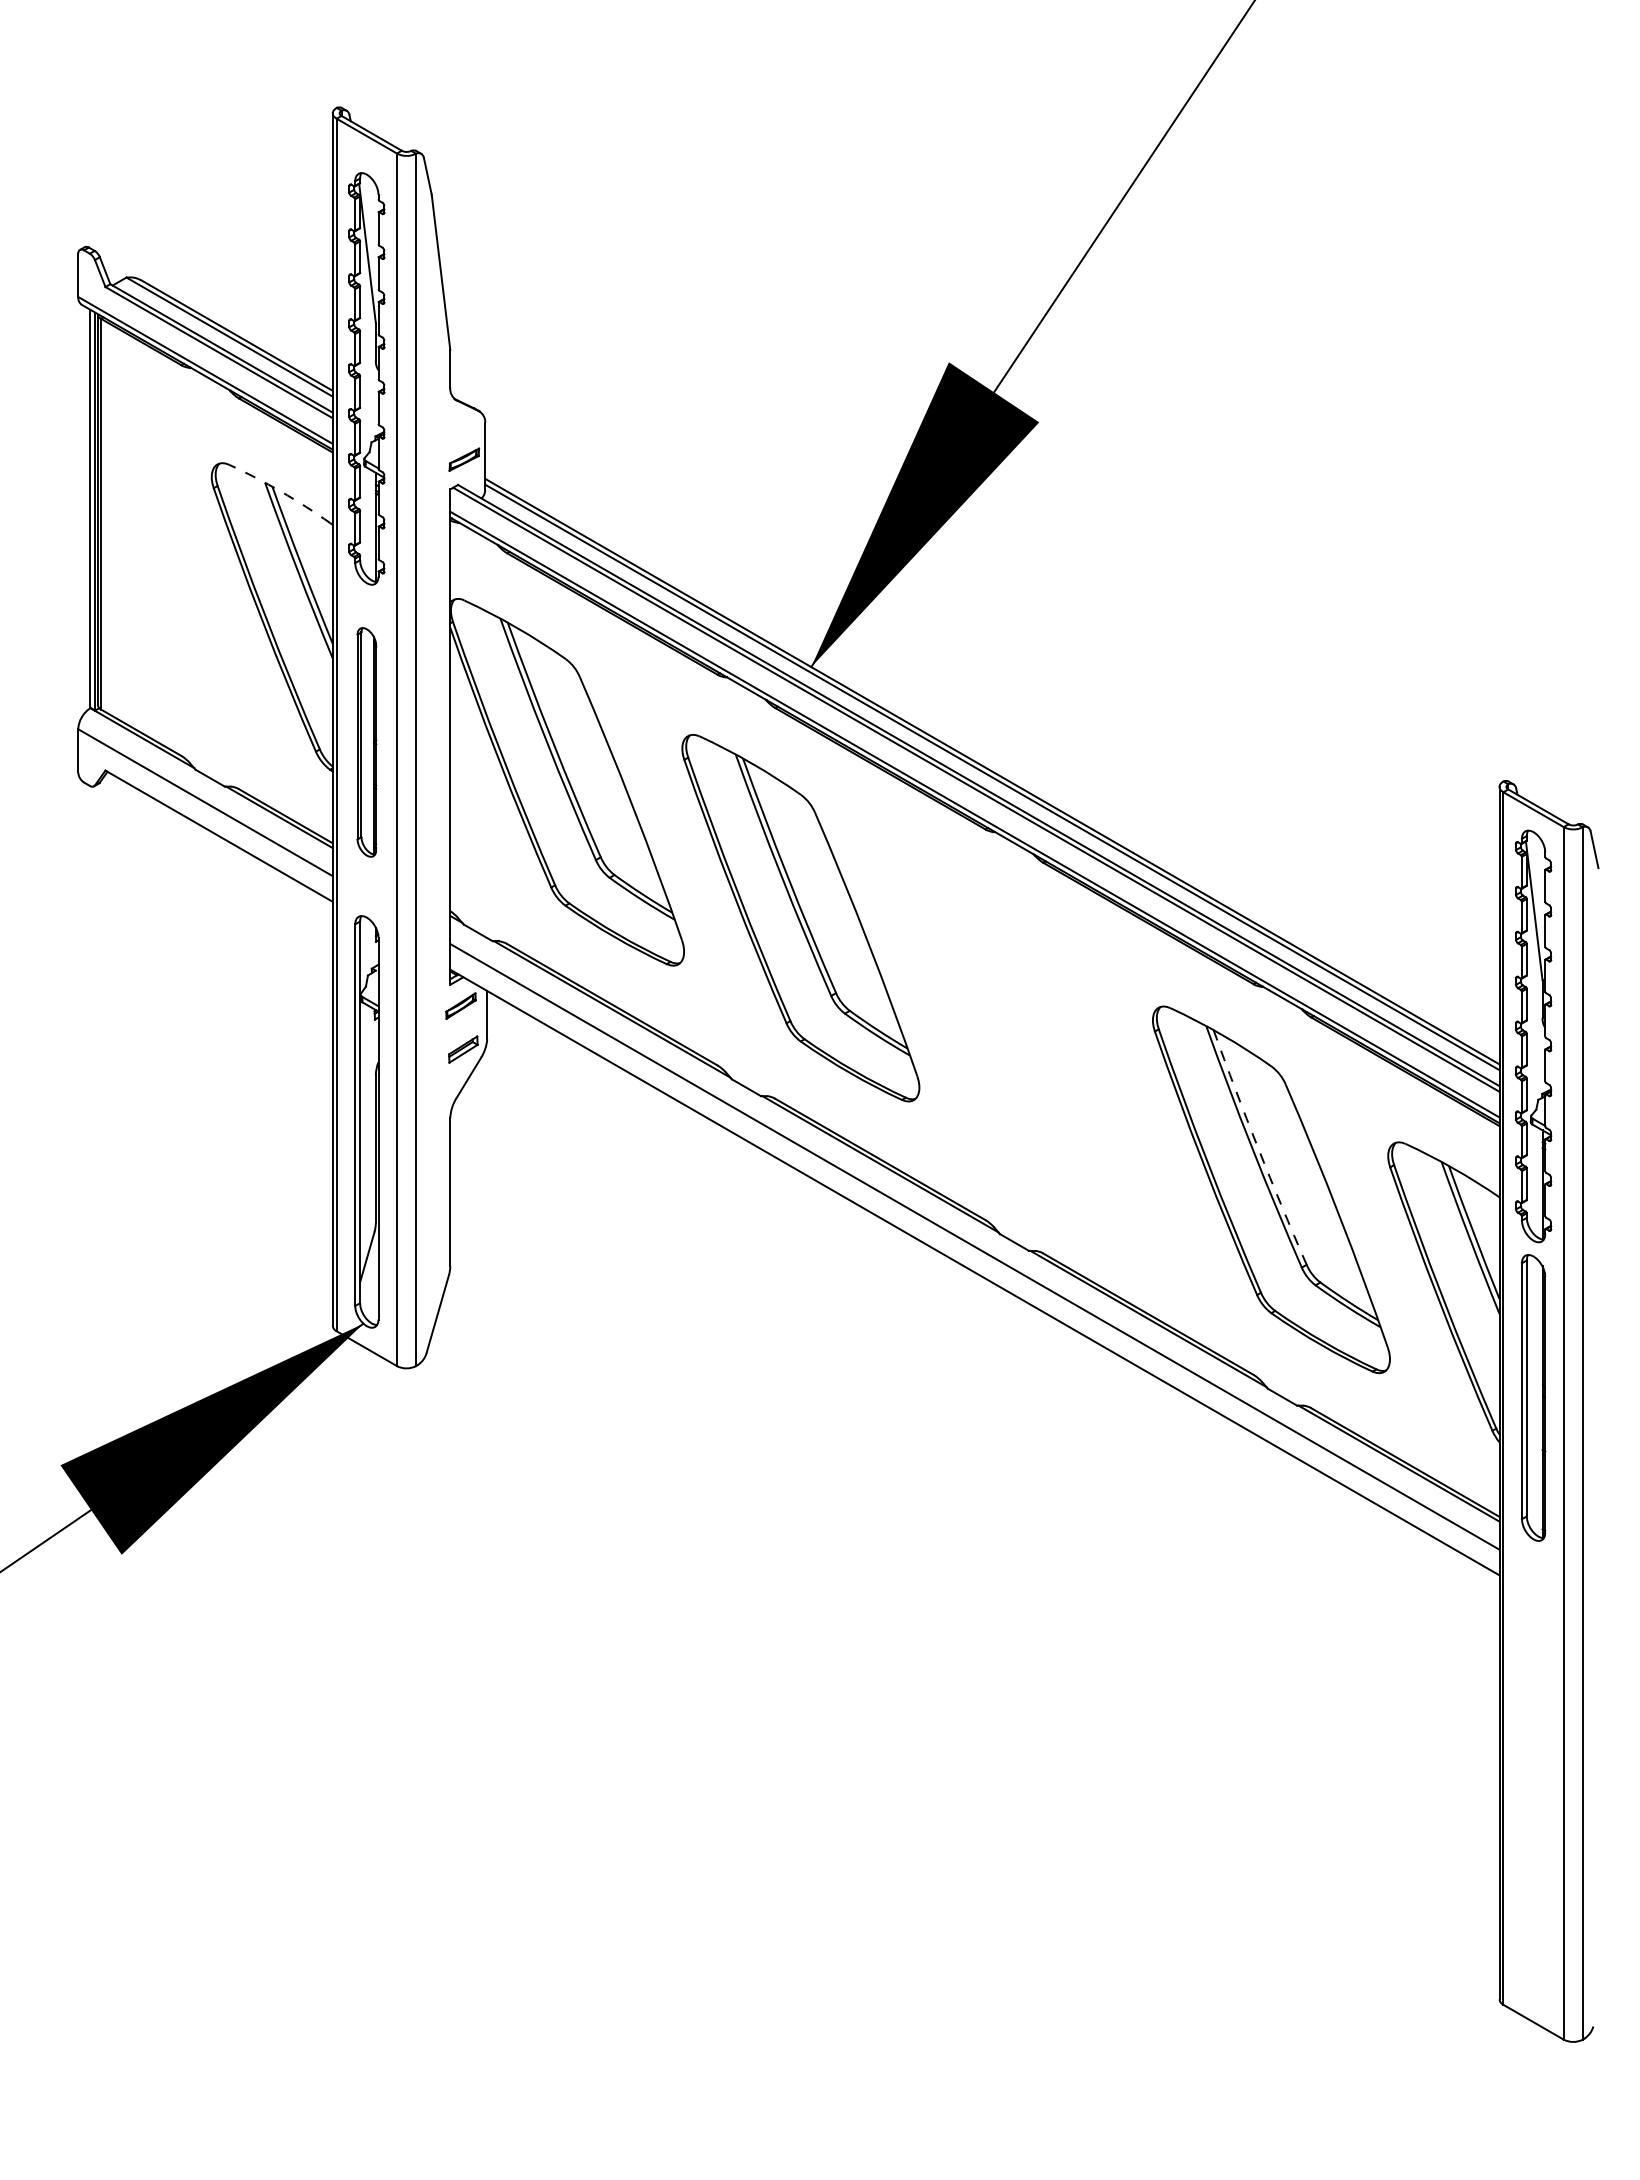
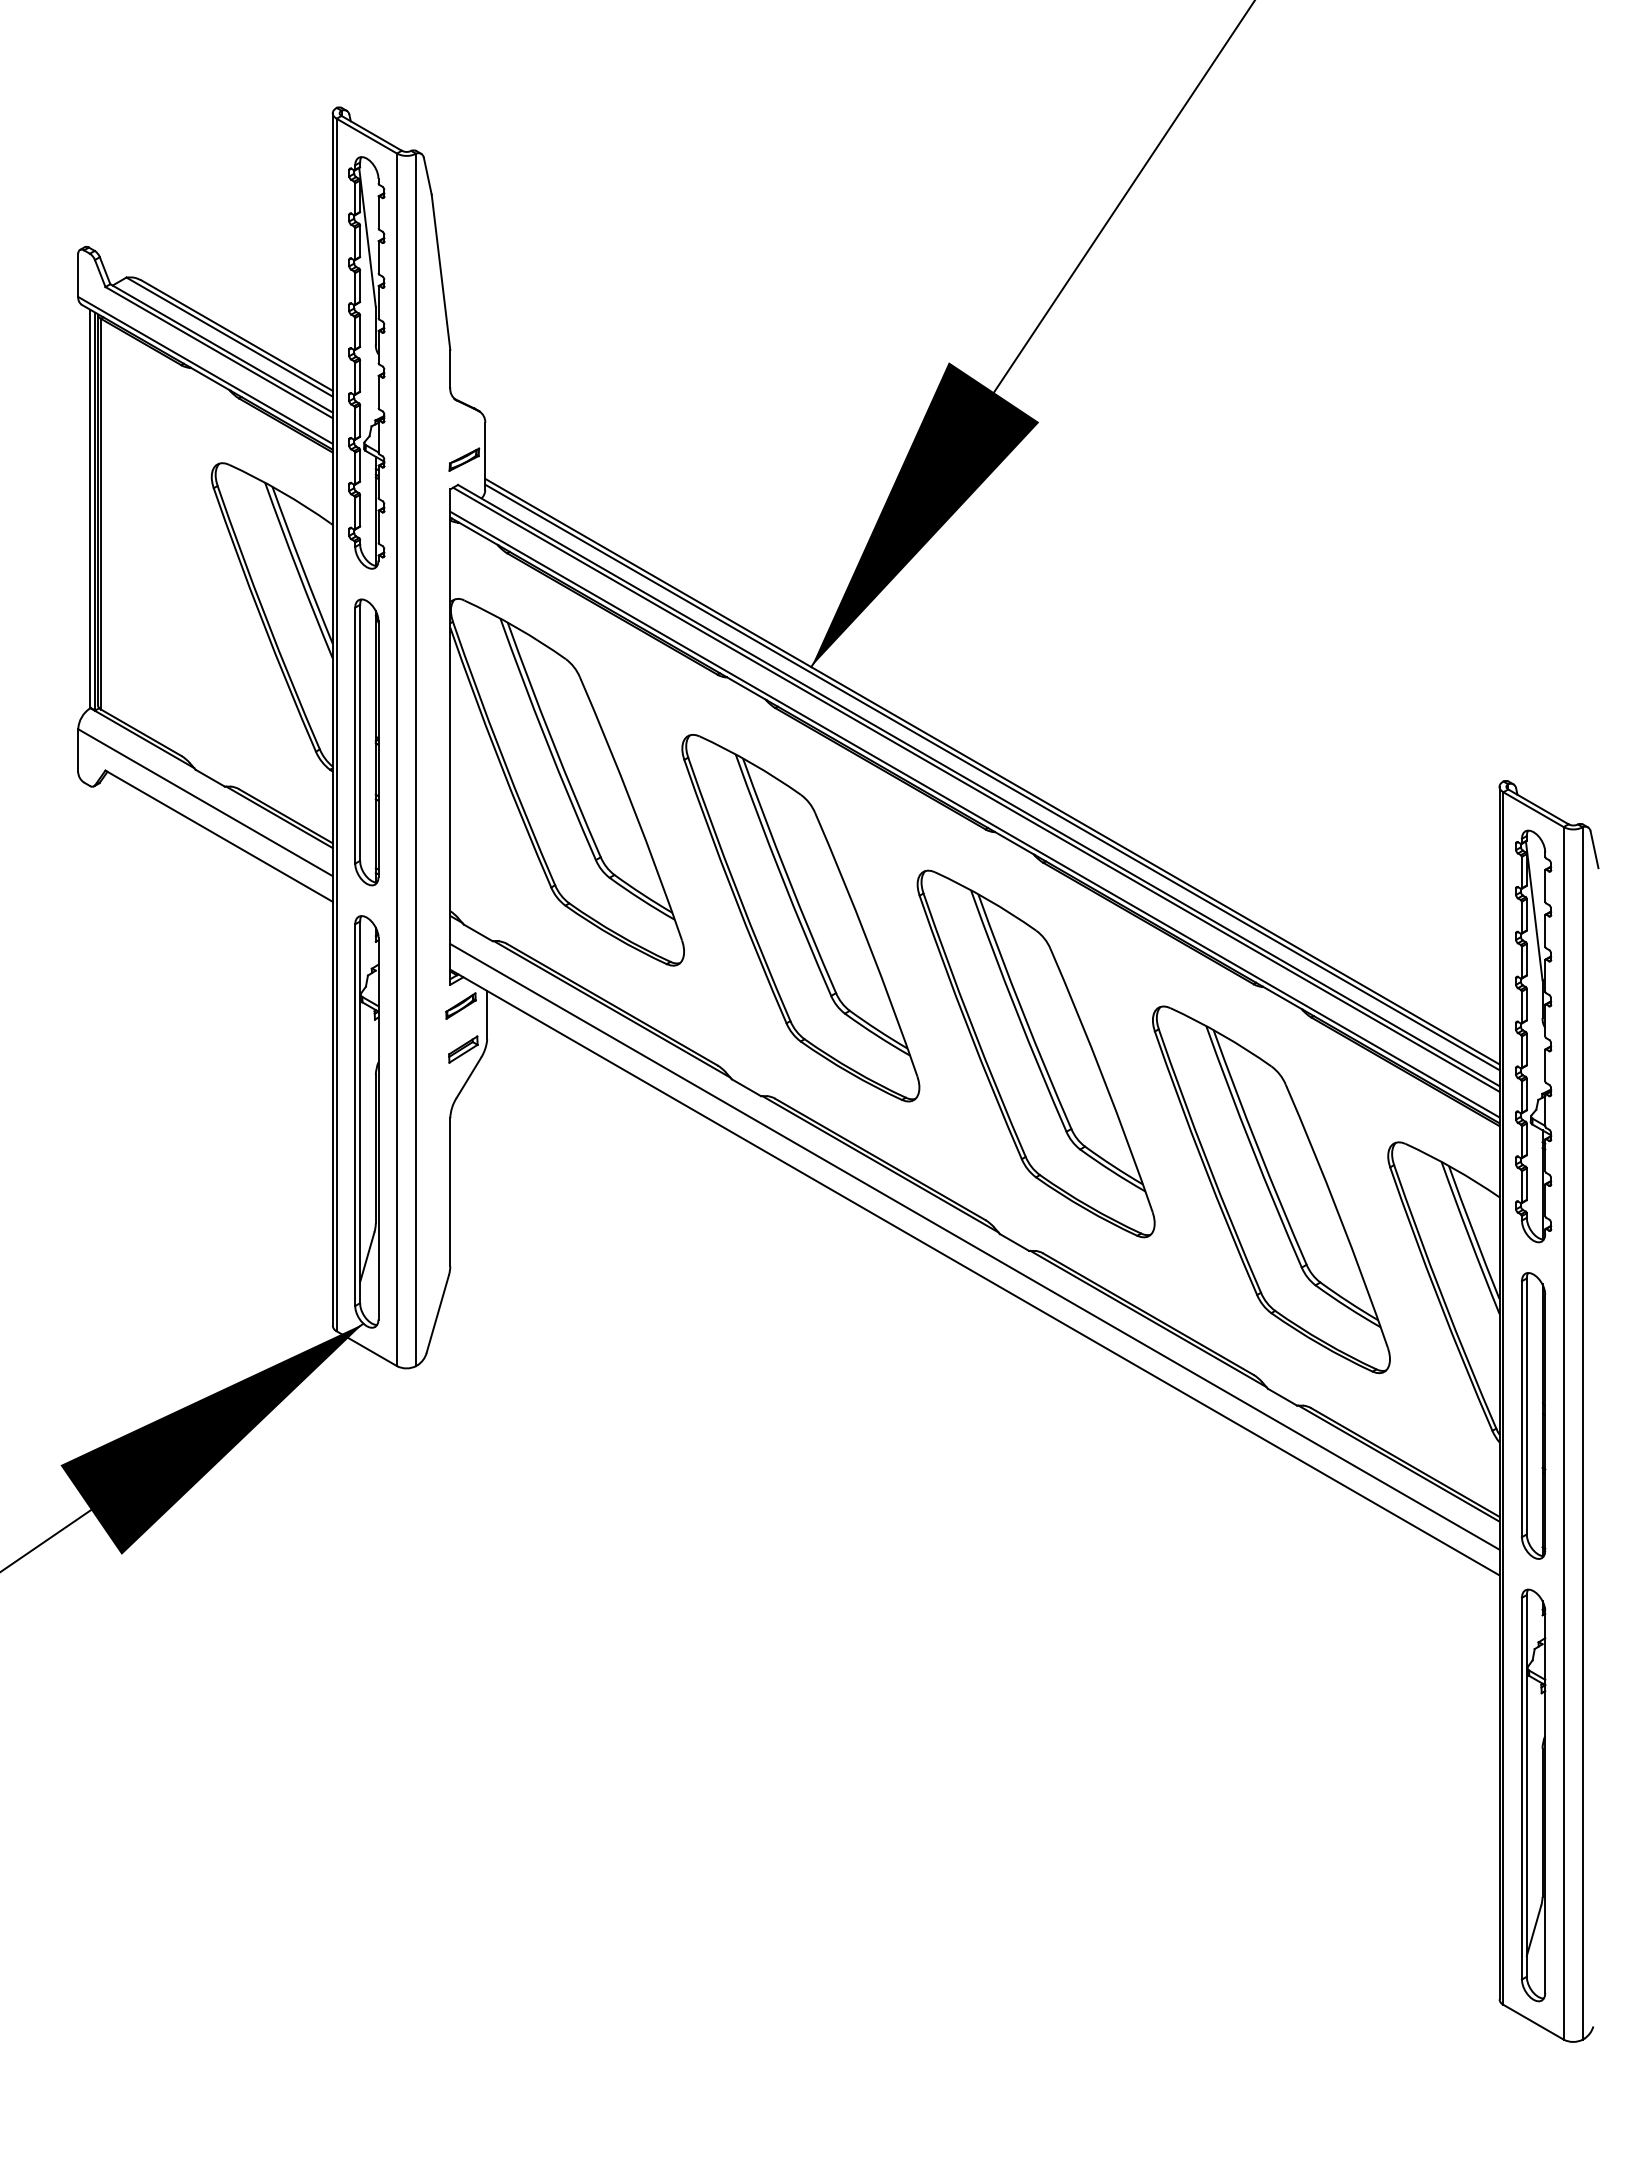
part position: (366, 378) -> (366, 362) (366, 362)
arc: dashed -> solid (281, 491)
part size: 22x231 px -> 26x289 px (366, 742)
part: none -> present (1035, 1053)
arc: dashed -> solid (1258, 1148)
part position: (1533, 1397) -> (1533, 1415) (1533, 1415)
part: none -> present (1533, 1795)
